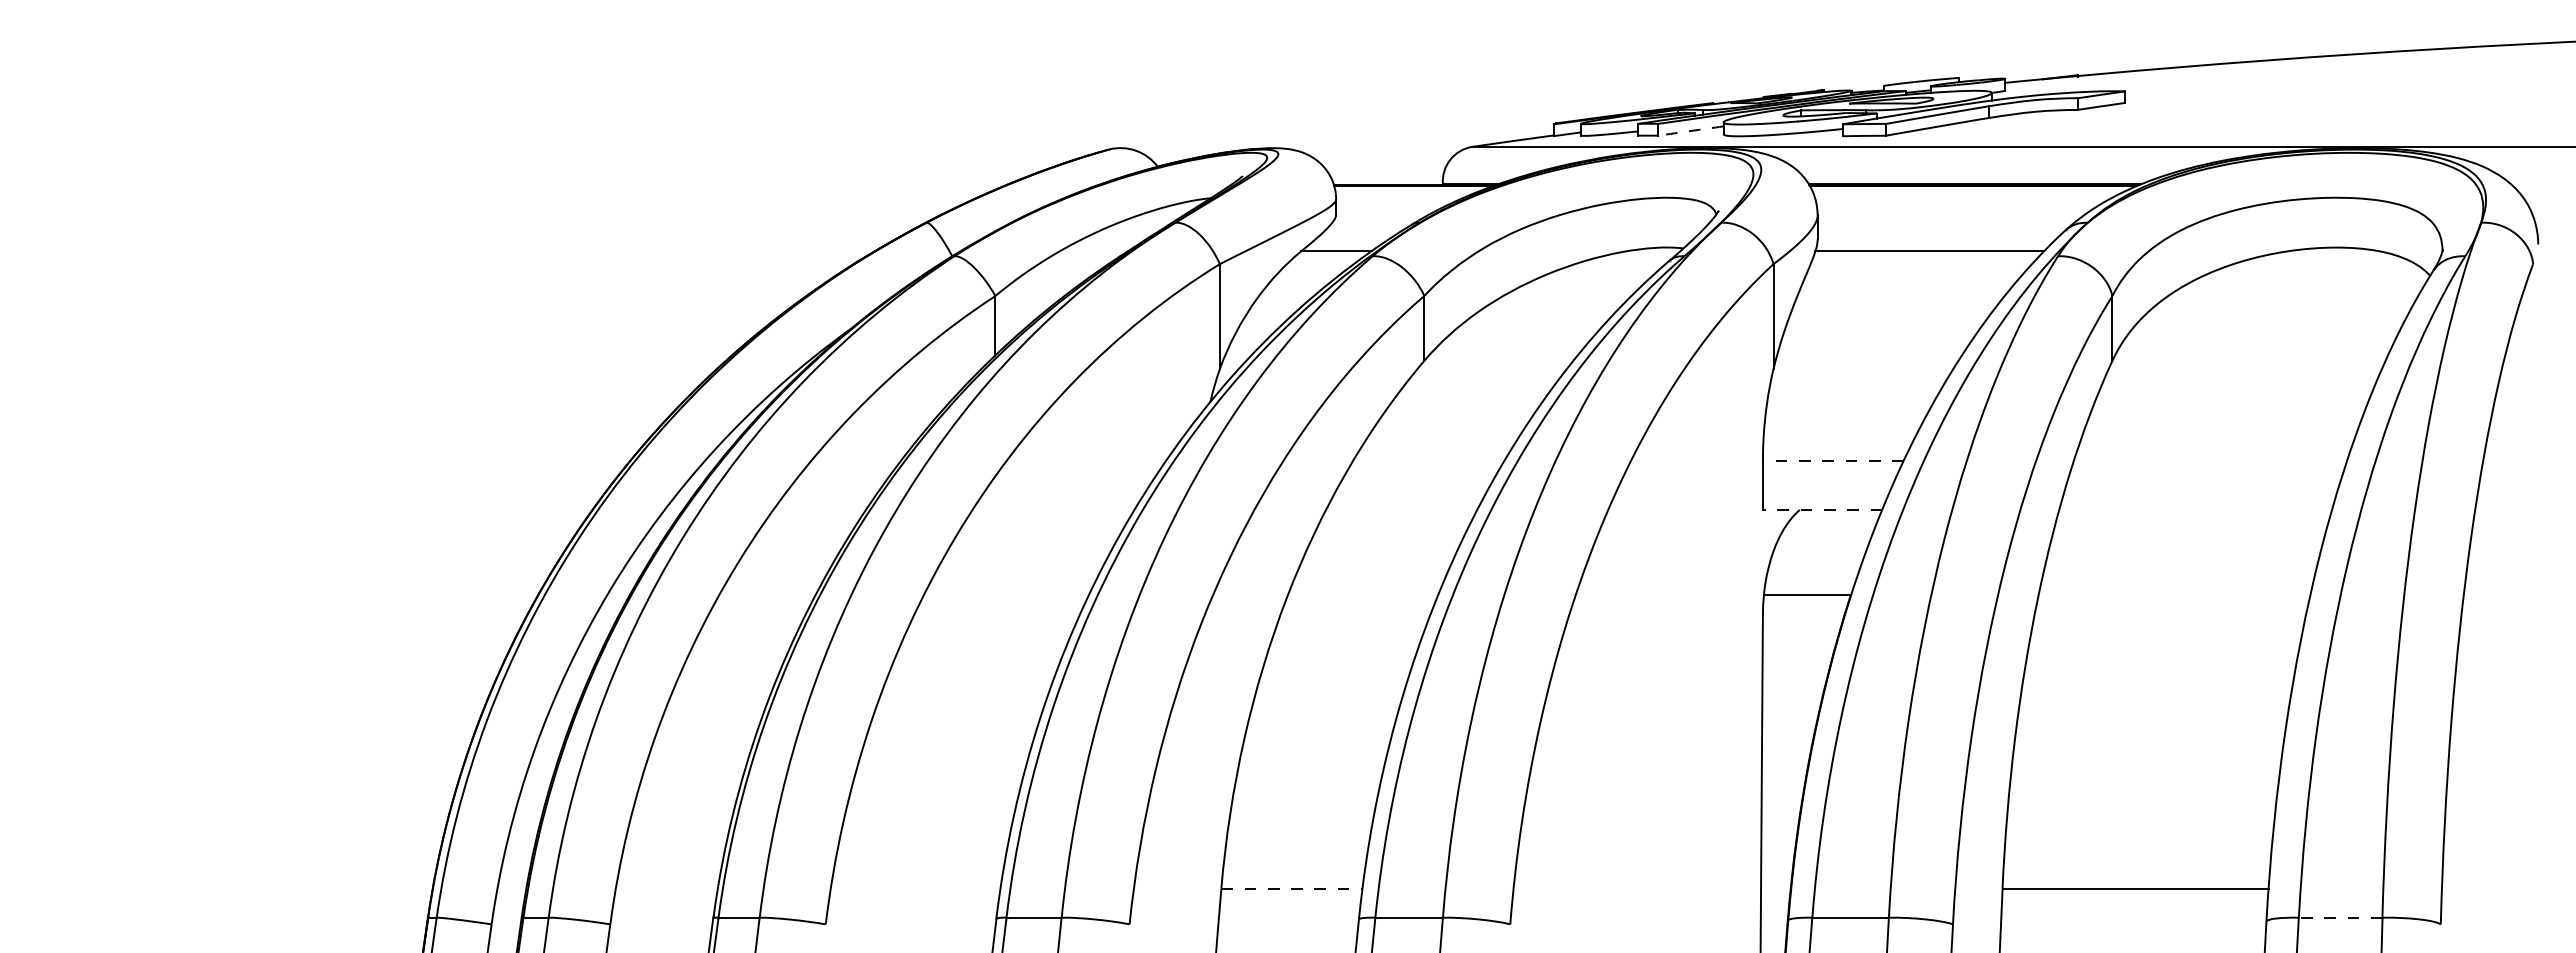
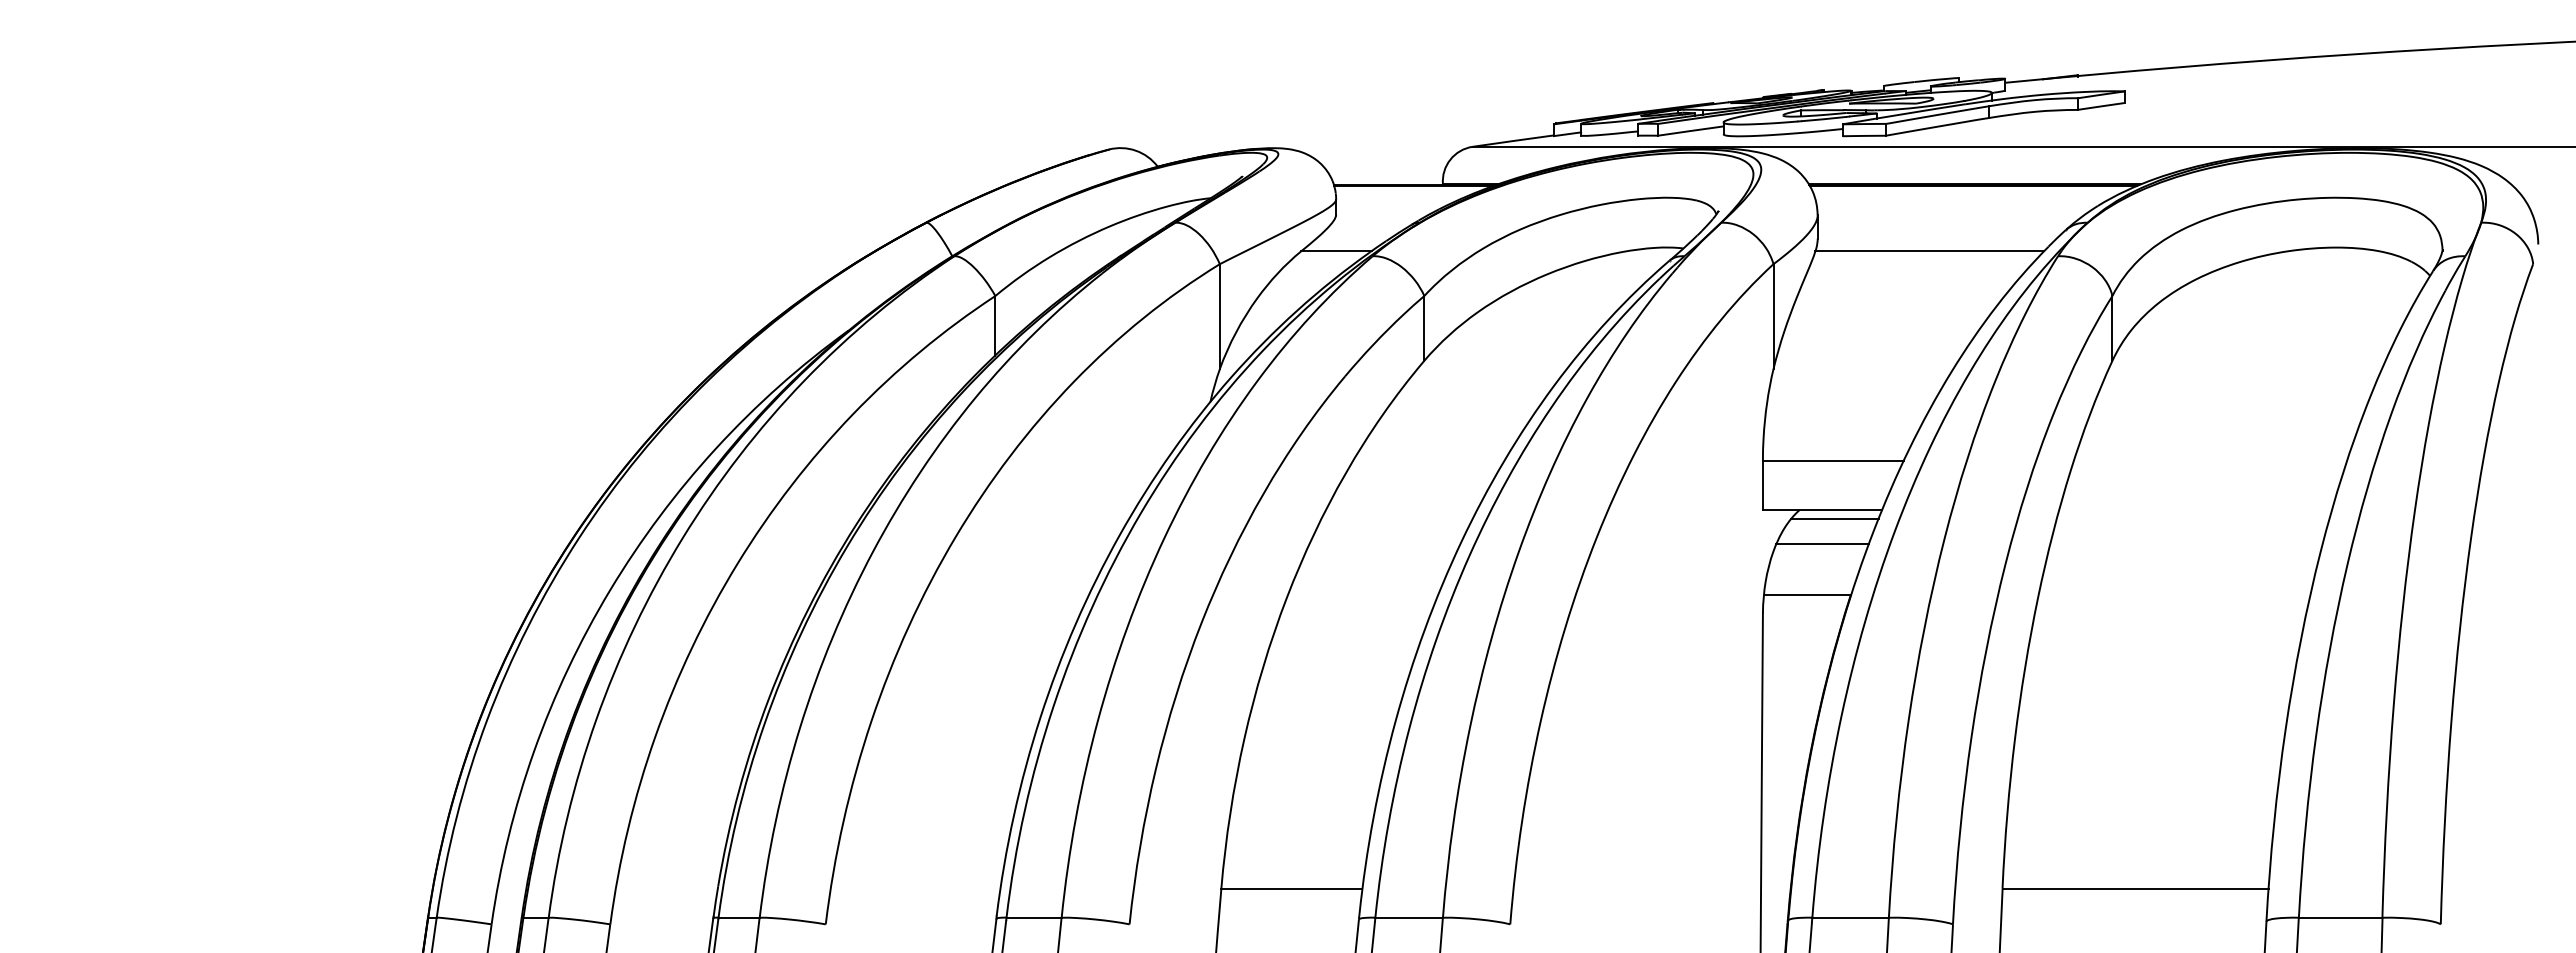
arc: dashed -> solid (1690, 130)
line: dashed -> solid (1832, 461)
line: dashed -> solid (1822, 510)
line: none -> present (1834, 518)
line: none -> present (1822, 544)
line: dashed -> solid (1291, 888)
line: dashed -> solid (2340, 917)
